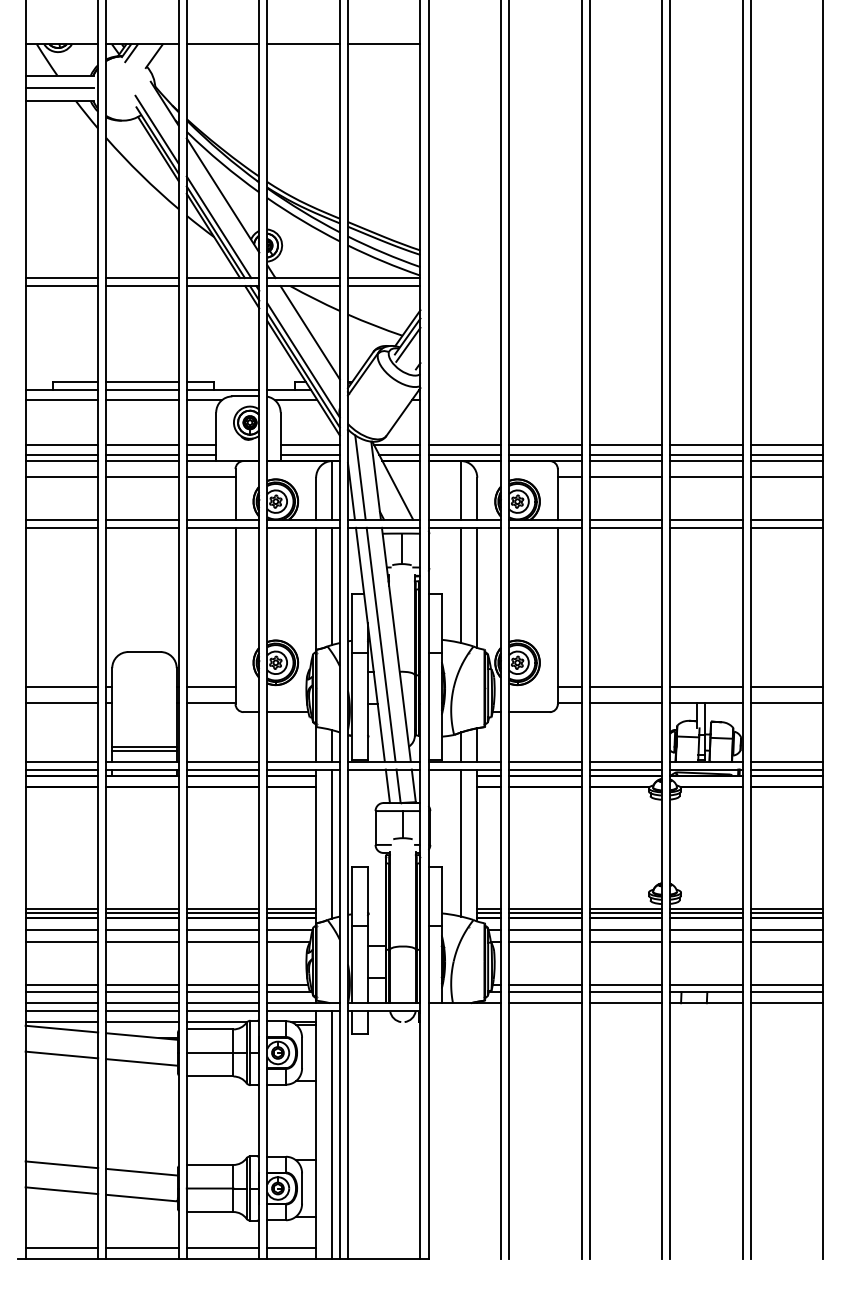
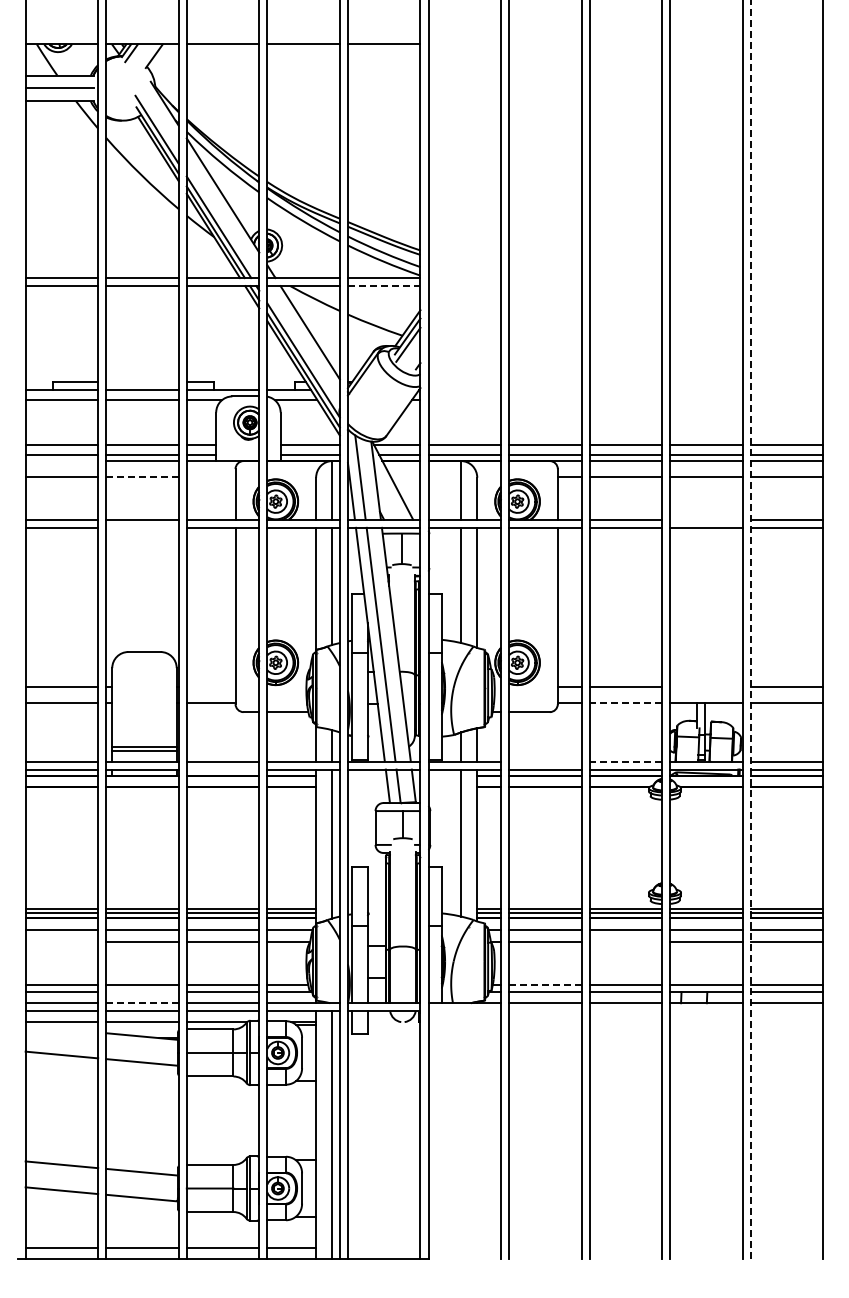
line: solid -> dashed (384, 286)
line: present -> none (142, 382)
line: present -> none (61, 460)
line: solid -> dashed (141, 477)
line: present -> none (210, 477)
line: present -> none (706, 519)
line: present -> none (142, 527)
line: solid -> dashed (750, 629)
line: present -> none (210, 686)
line: present -> none (706, 686)
line: solid -> dashed (625, 702)
line: present -> none (545, 761)
line: solid -> dashed (625, 761)
line: present -> none (222, 769)
line: present -> none (61, 941)
line: present -> none (625, 941)
line: solid -> dashed (545, 985)
line: present -> none (142, 992)
line: solid -> dashed (141, 1003)
line: present -> none (61, 1028)
